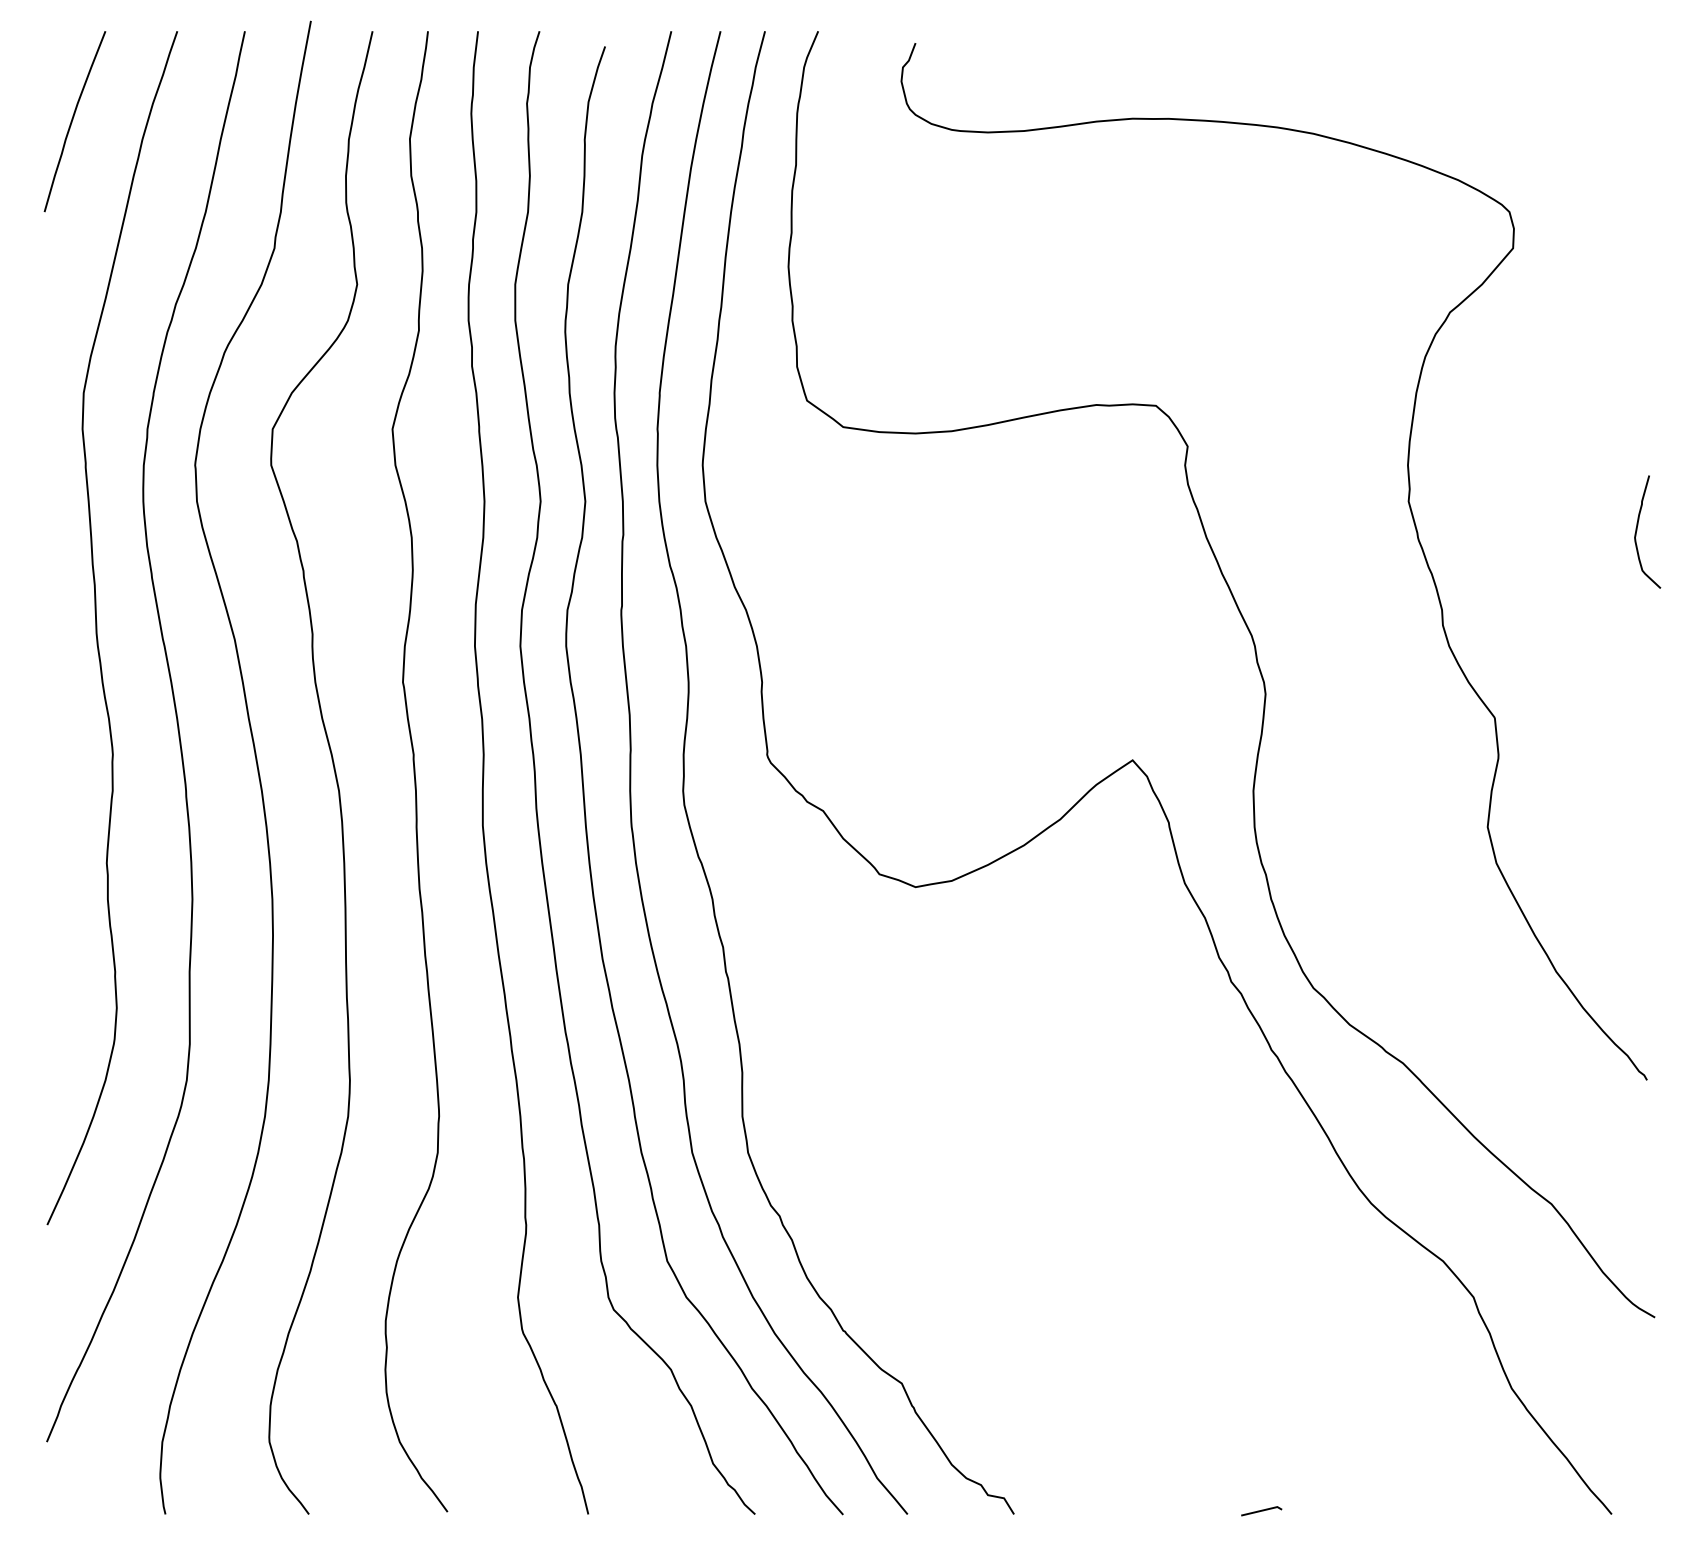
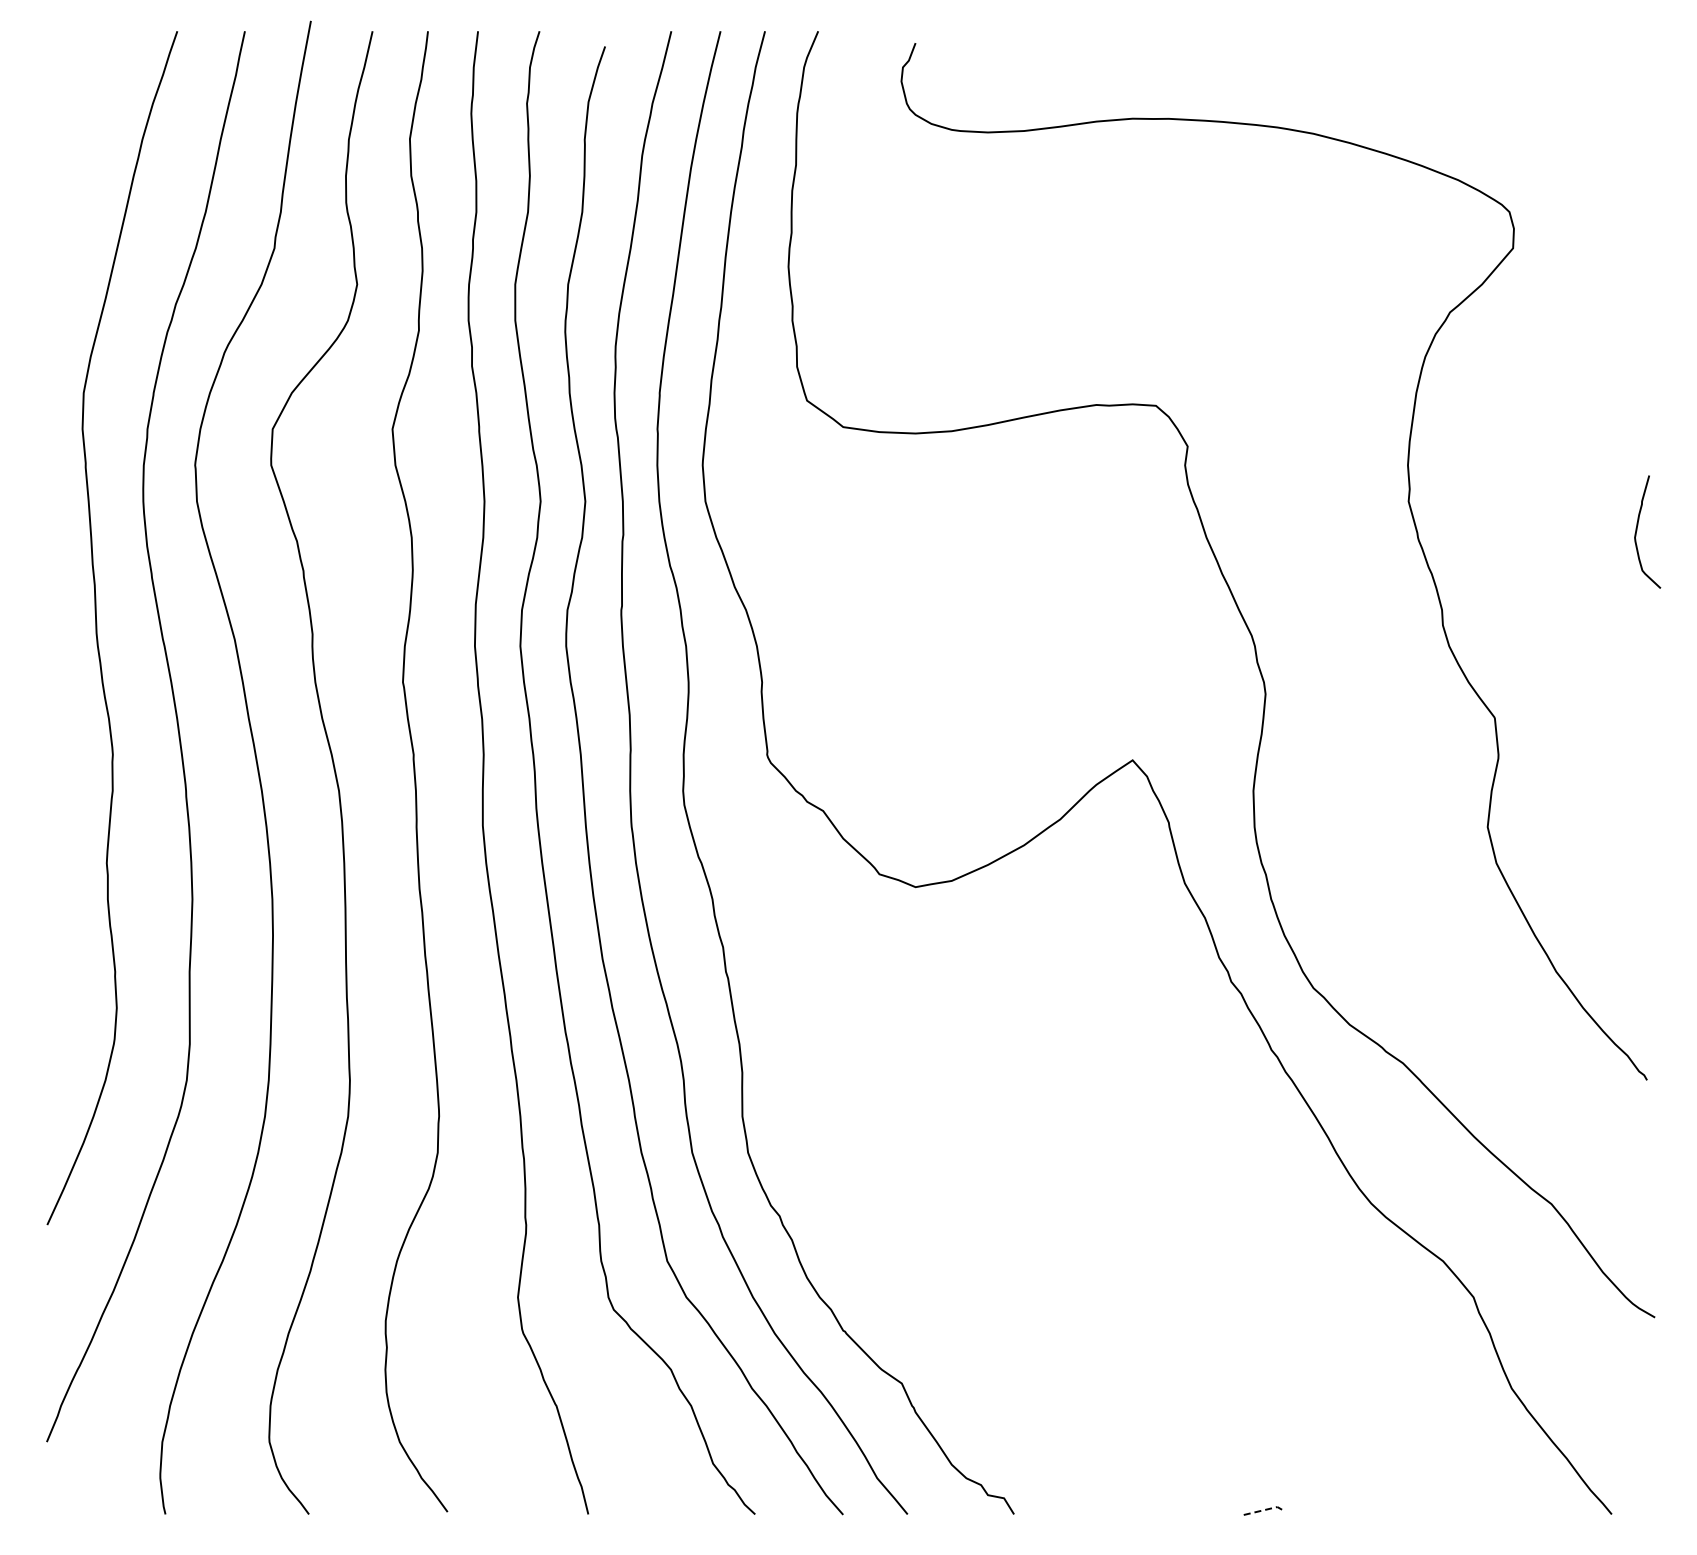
curve: present -> none (72, 121)
line: solid -> dashed (1262, 1510)
